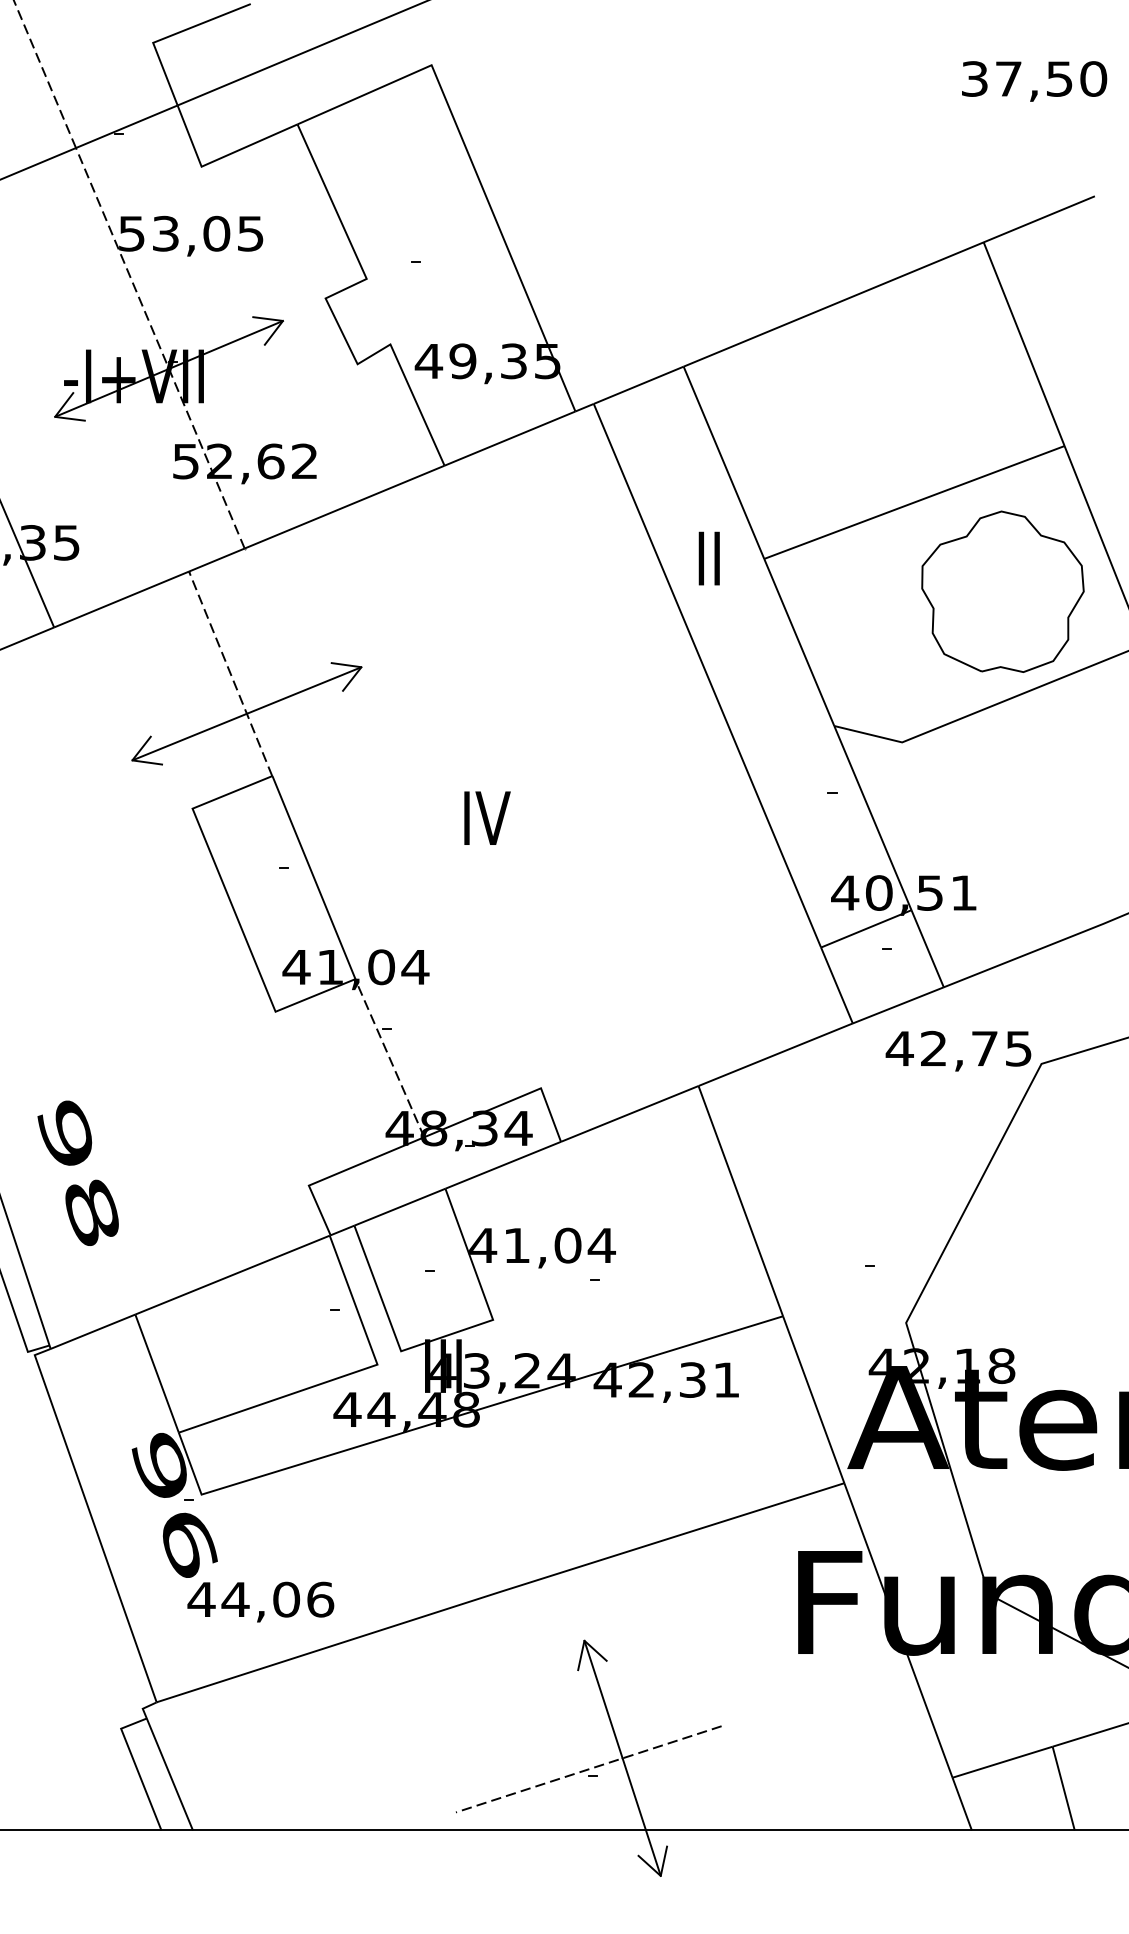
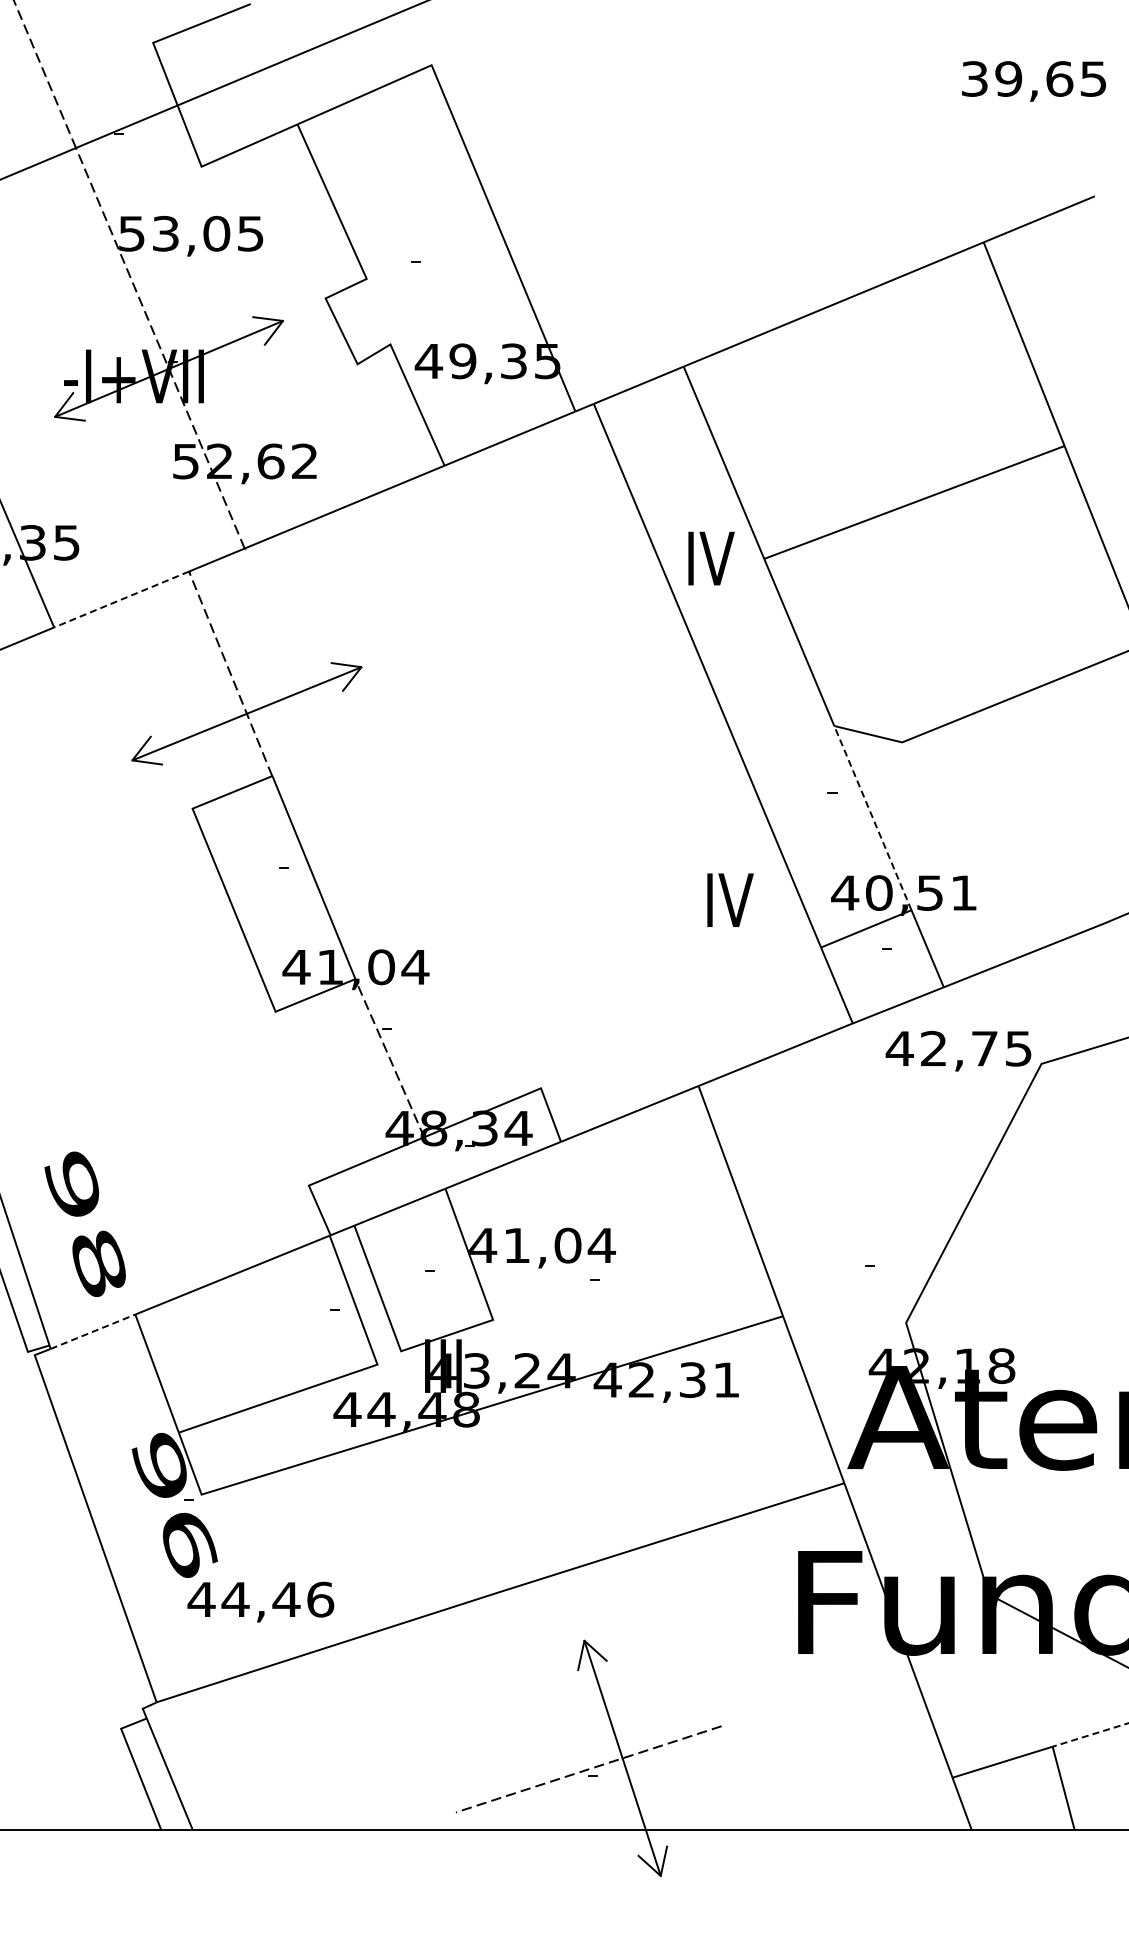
text: 37,50 -> 39,65 (1051, 78)
text: II -> IV (711, 558)
part: present -> none (1002, 591)
line: solid -> dashed (121, 599)
text position: (487, 817) -> (730, 899) (730, 899)
line: solid -> dashed (872, 818)
text position: (77, 1172) -> (84, 1223) (84, 1223)
line: solid -> dashed (93, 1331)
text: 44,06 -> 44,46 (286, 1599)
line: solid -> dashed (1089, 1735)
